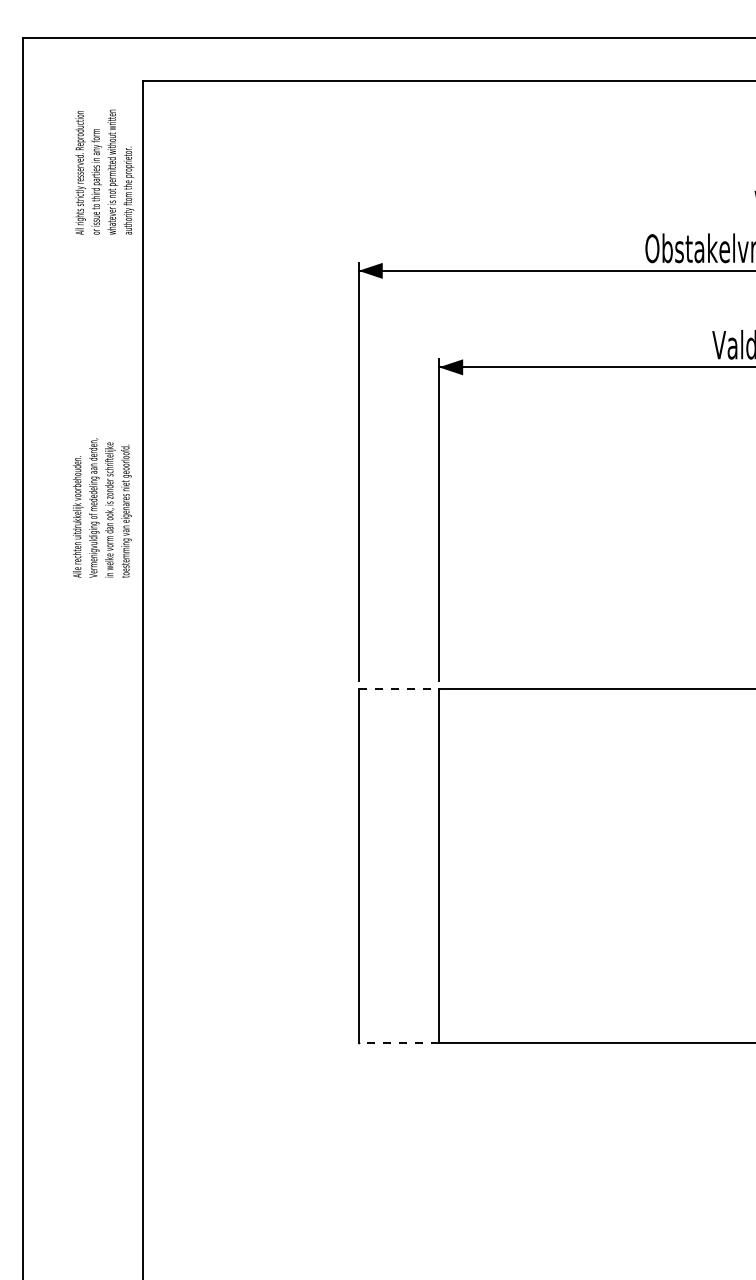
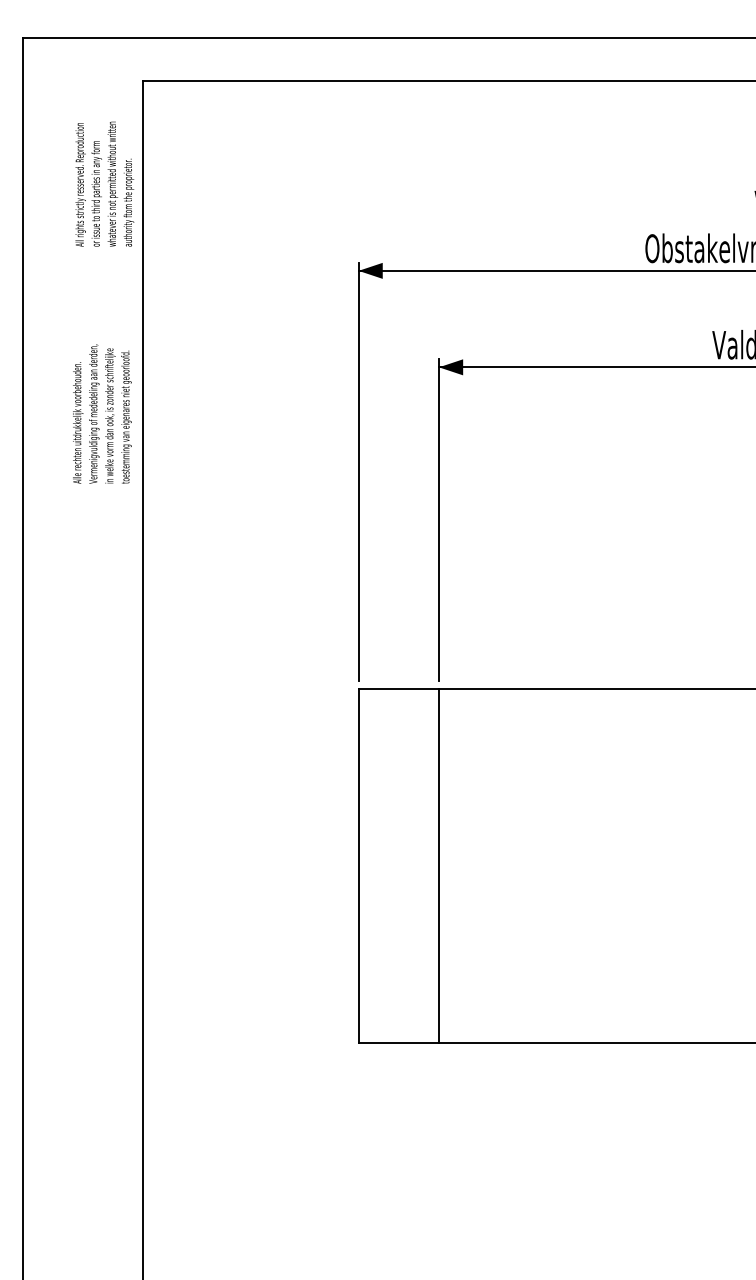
text position: (104, 171) -> (104, 183) (104, 183)
text position: (102, 507) -> (102, 413) (102, 413)
line: dashed -> solid (399, 688)
line: dashed -> solid (398, 1042)
